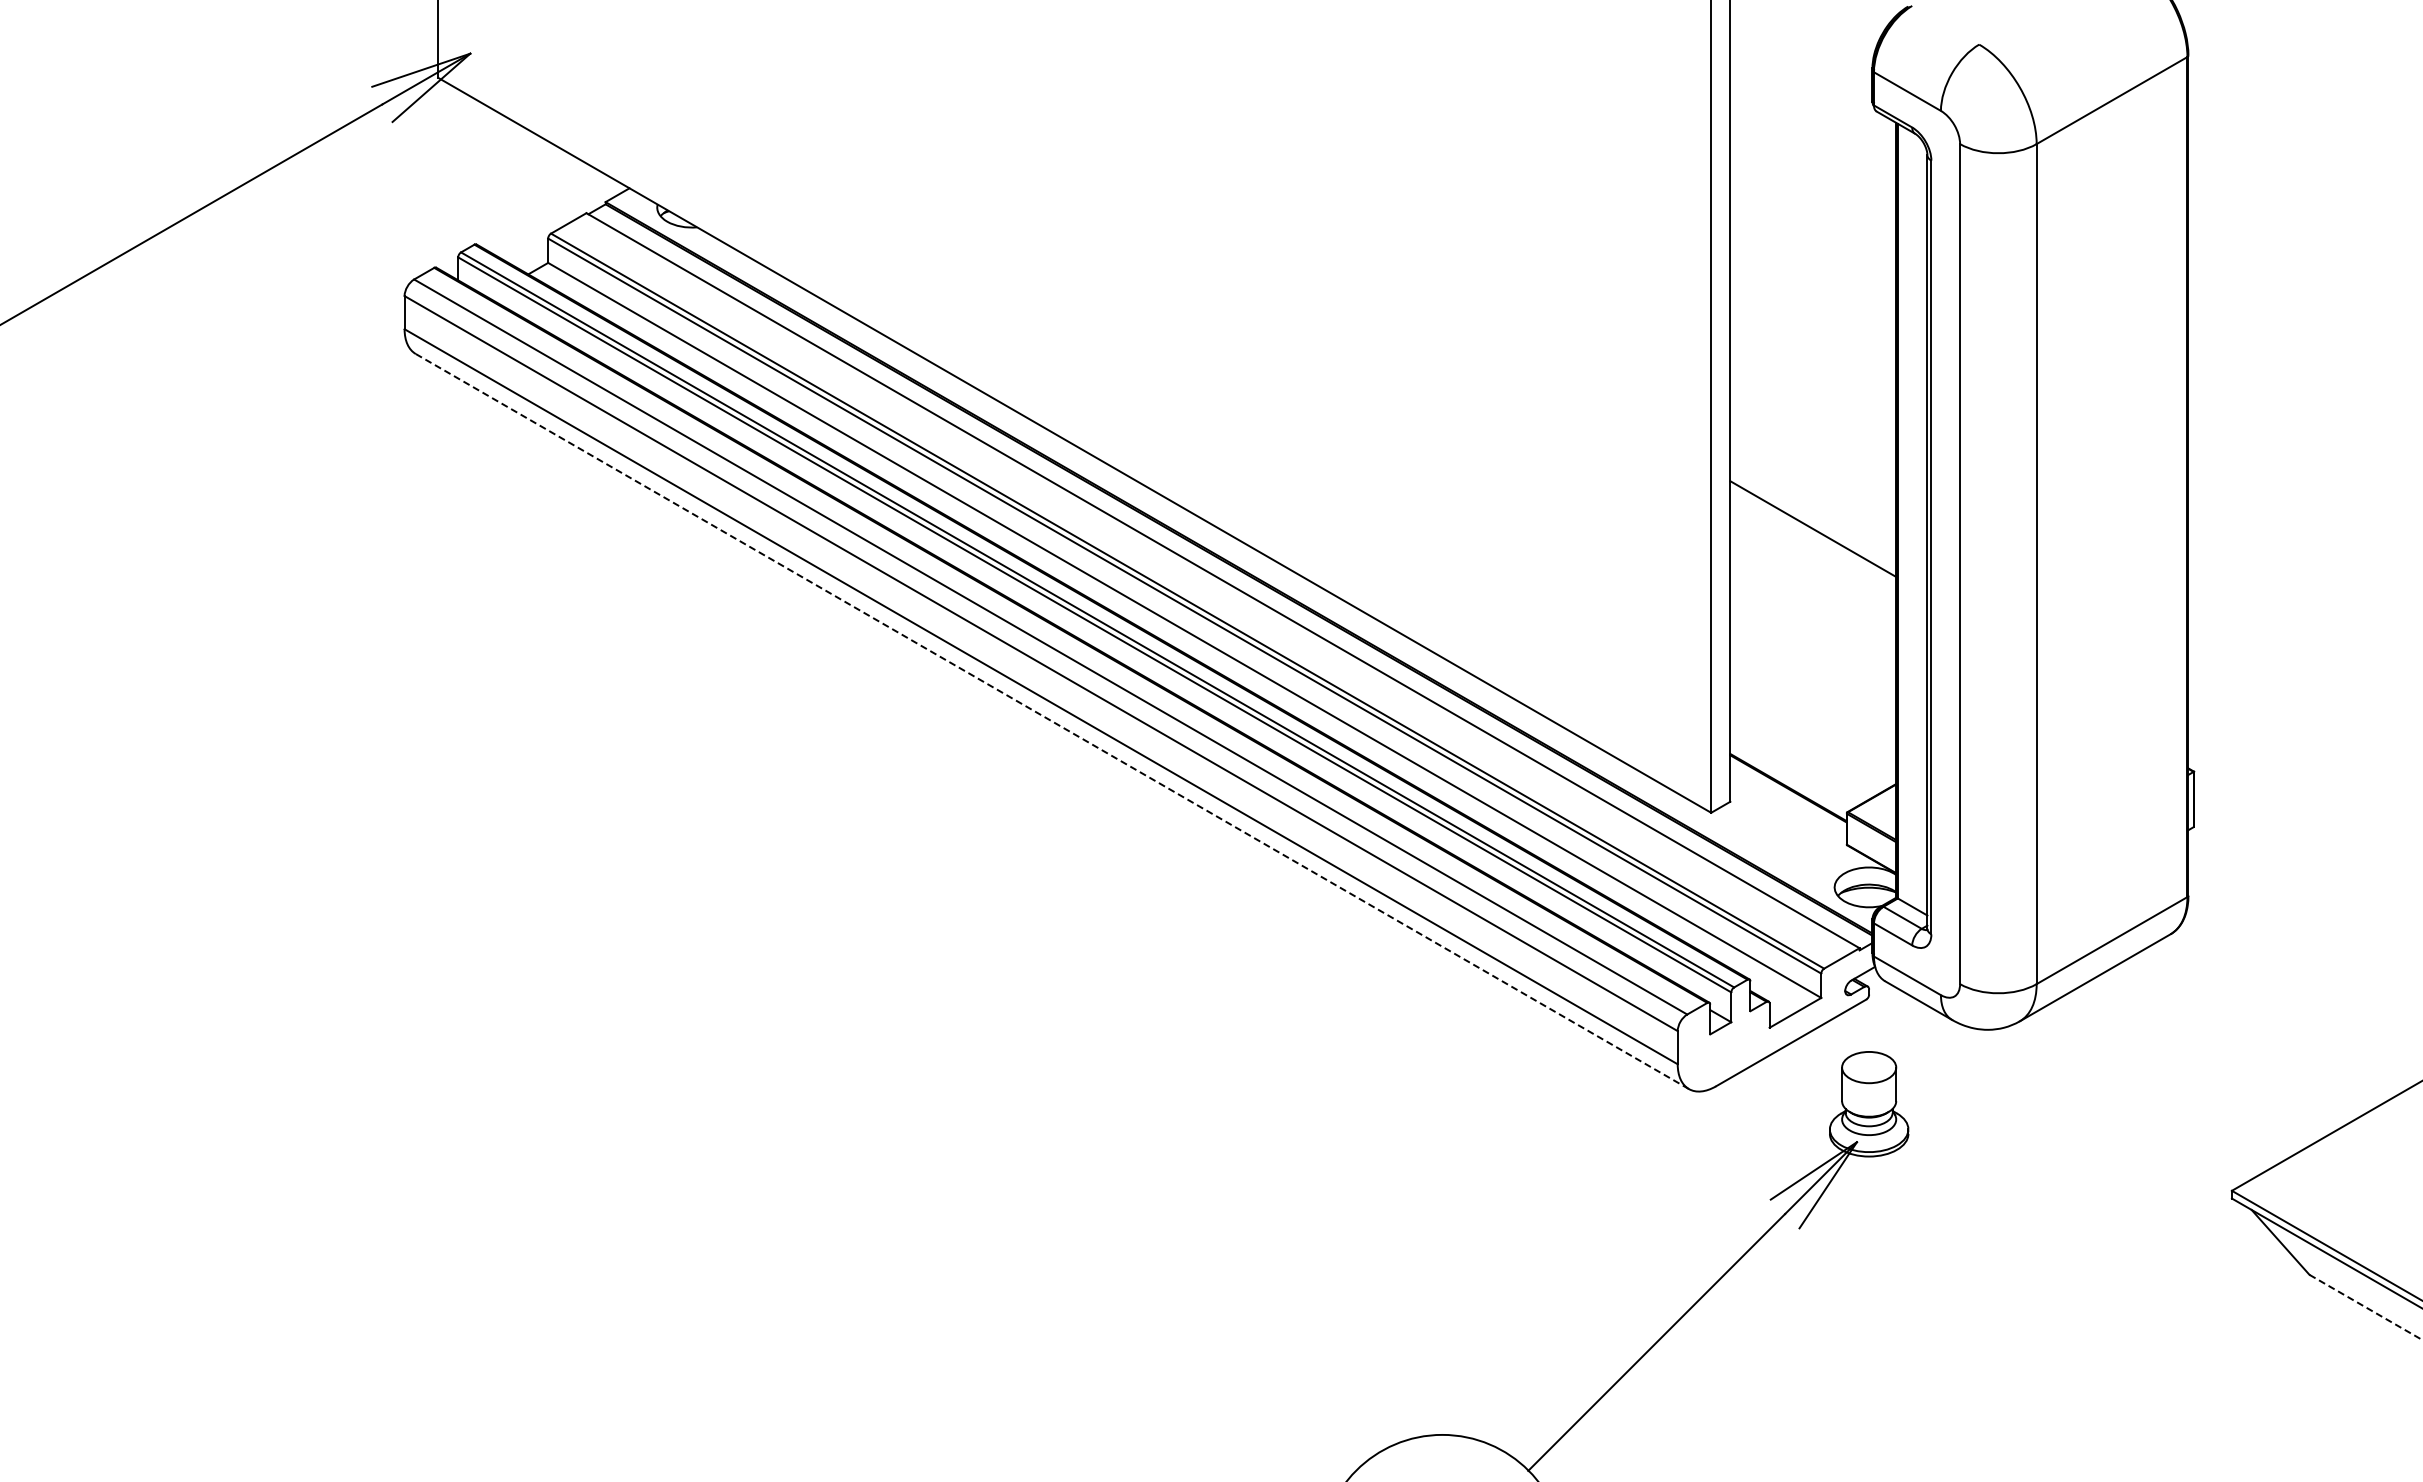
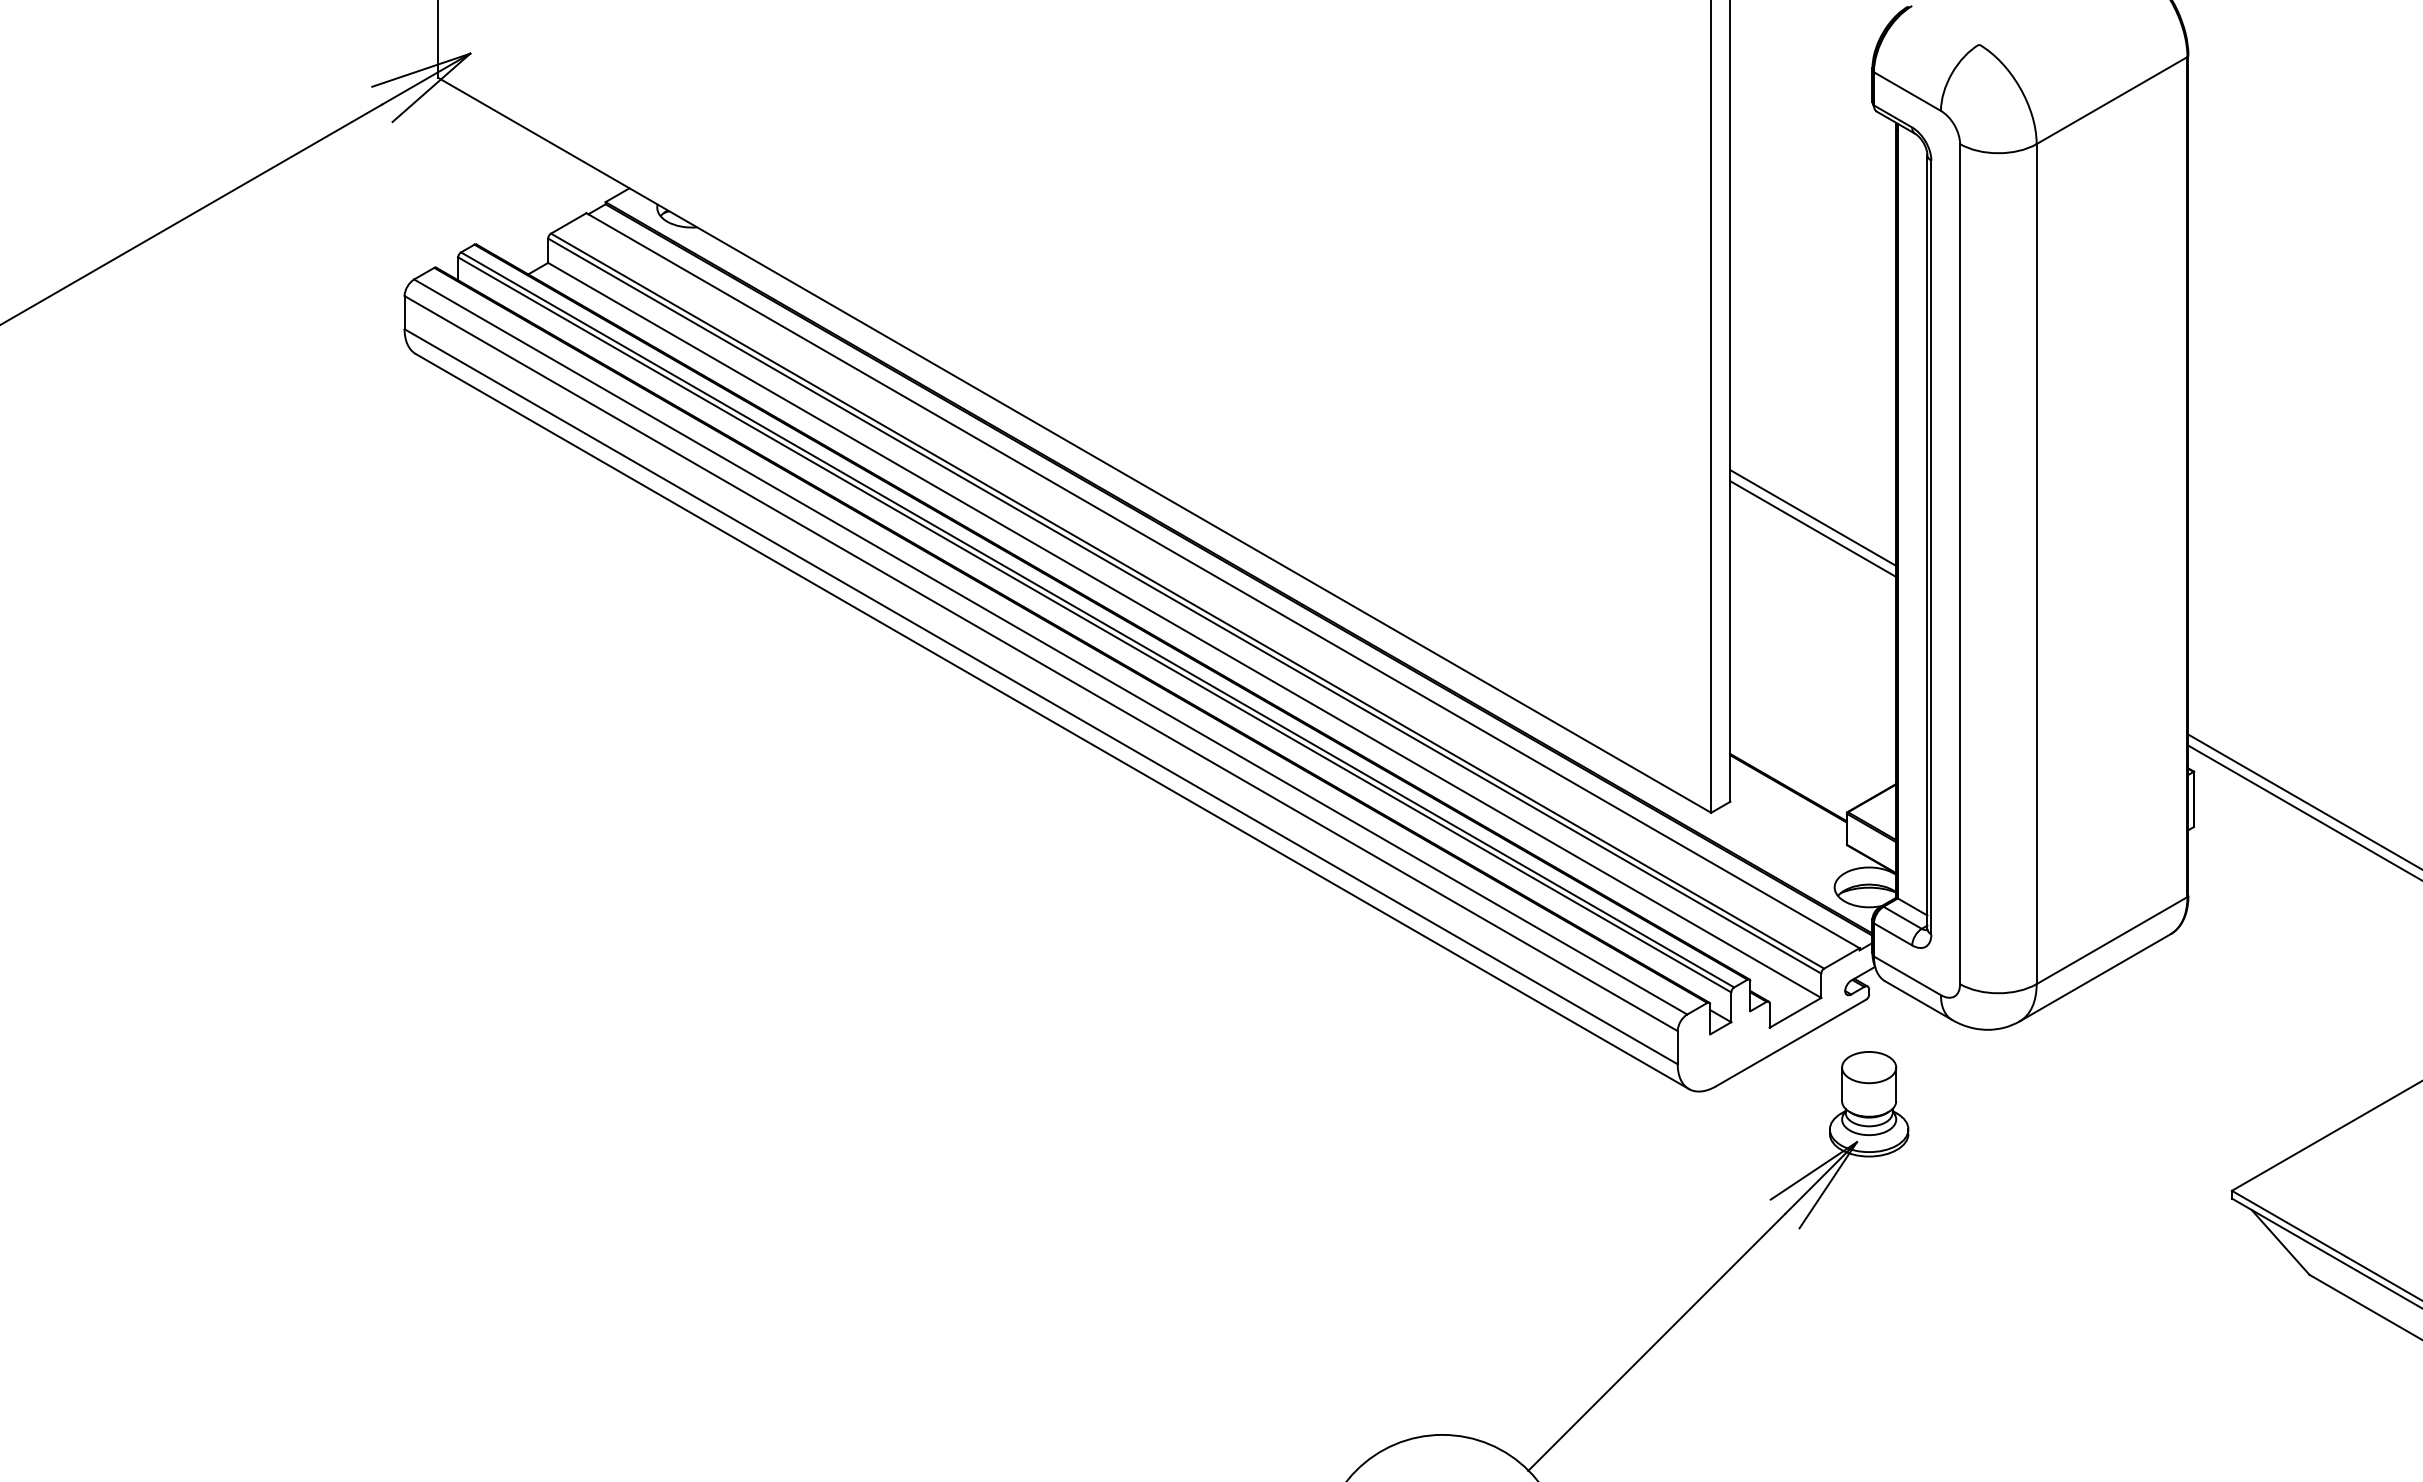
line: none -> present (1813, 518)
line: dashed -> solid (1051, 721)
line: none -> present (2303, 800)
line: none -> present (2303, 811)
line: dashed -> solid (2366, 1307)
